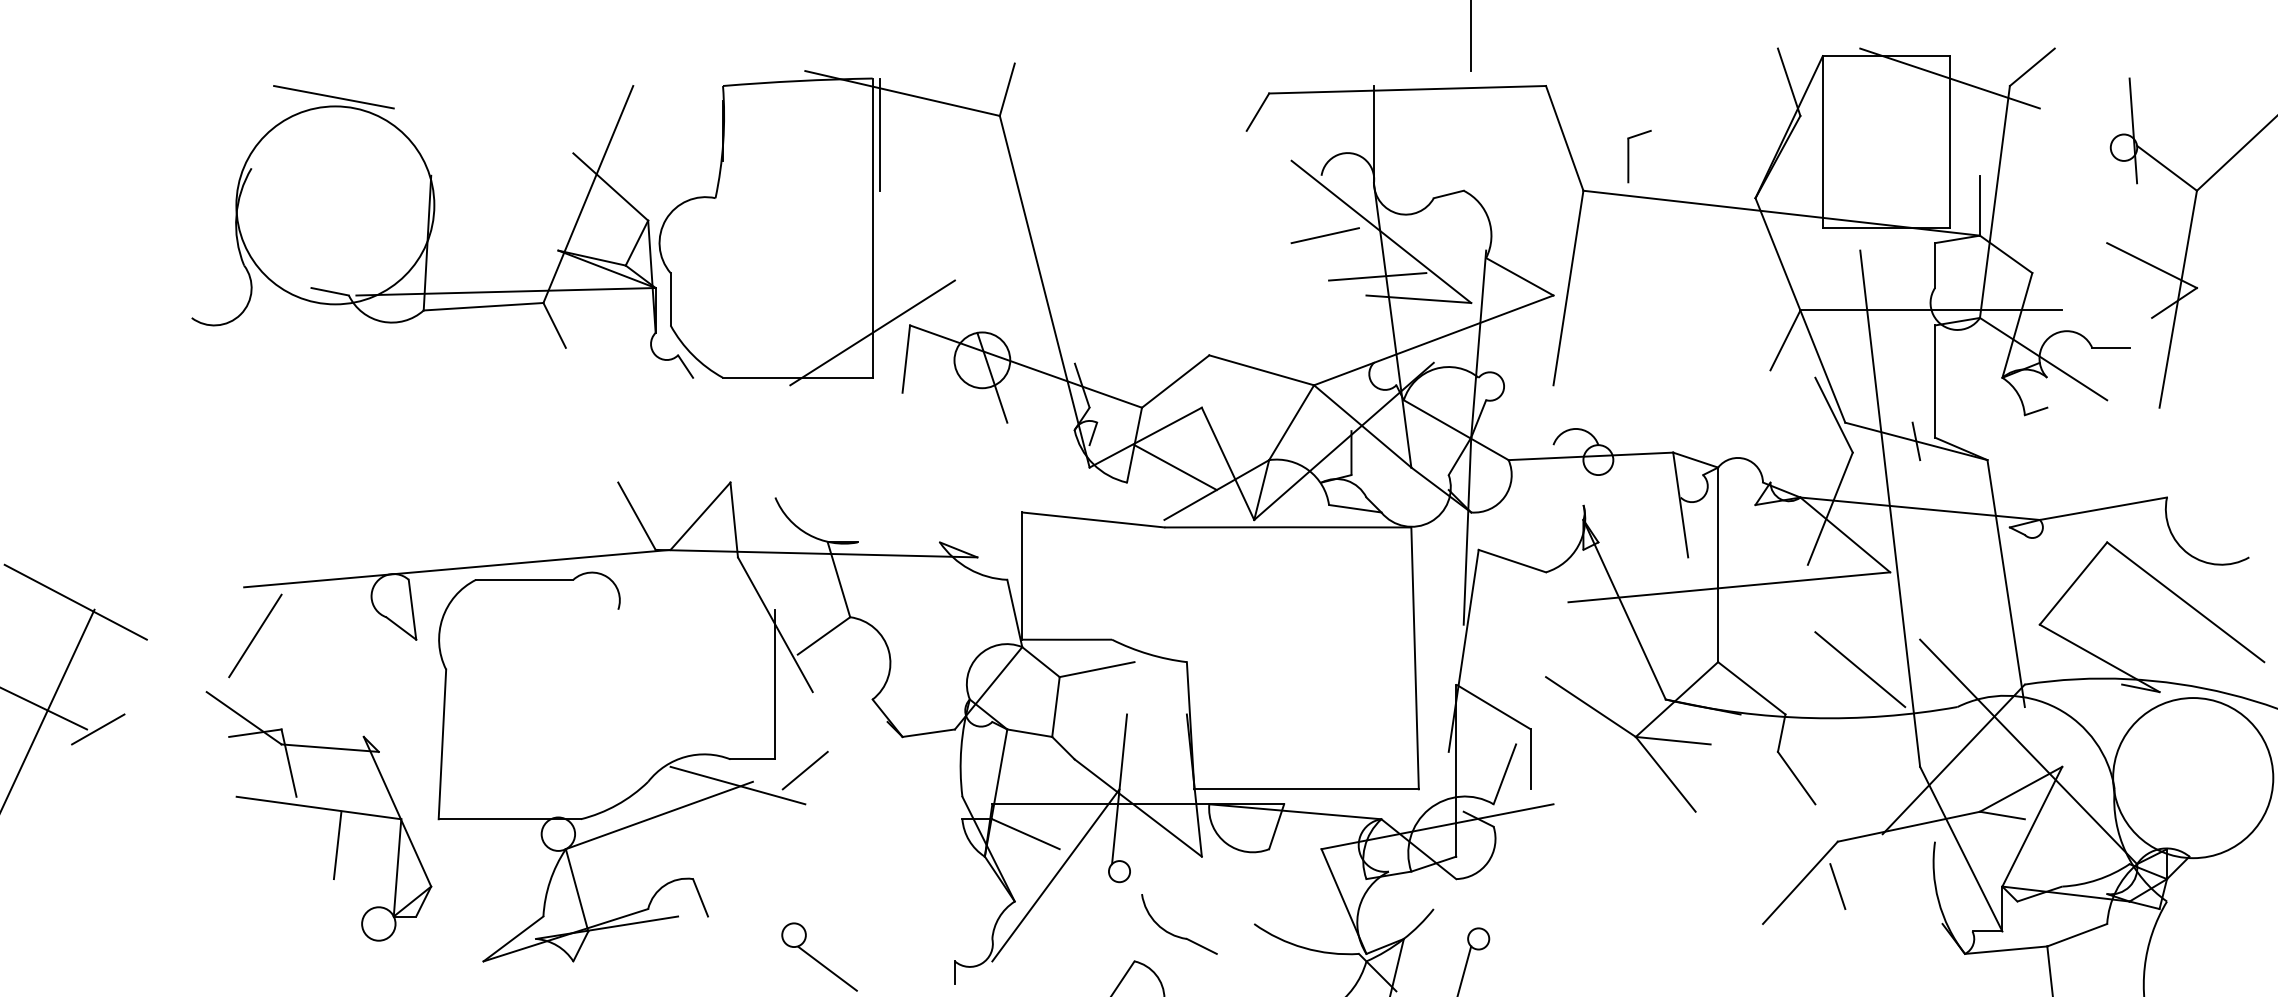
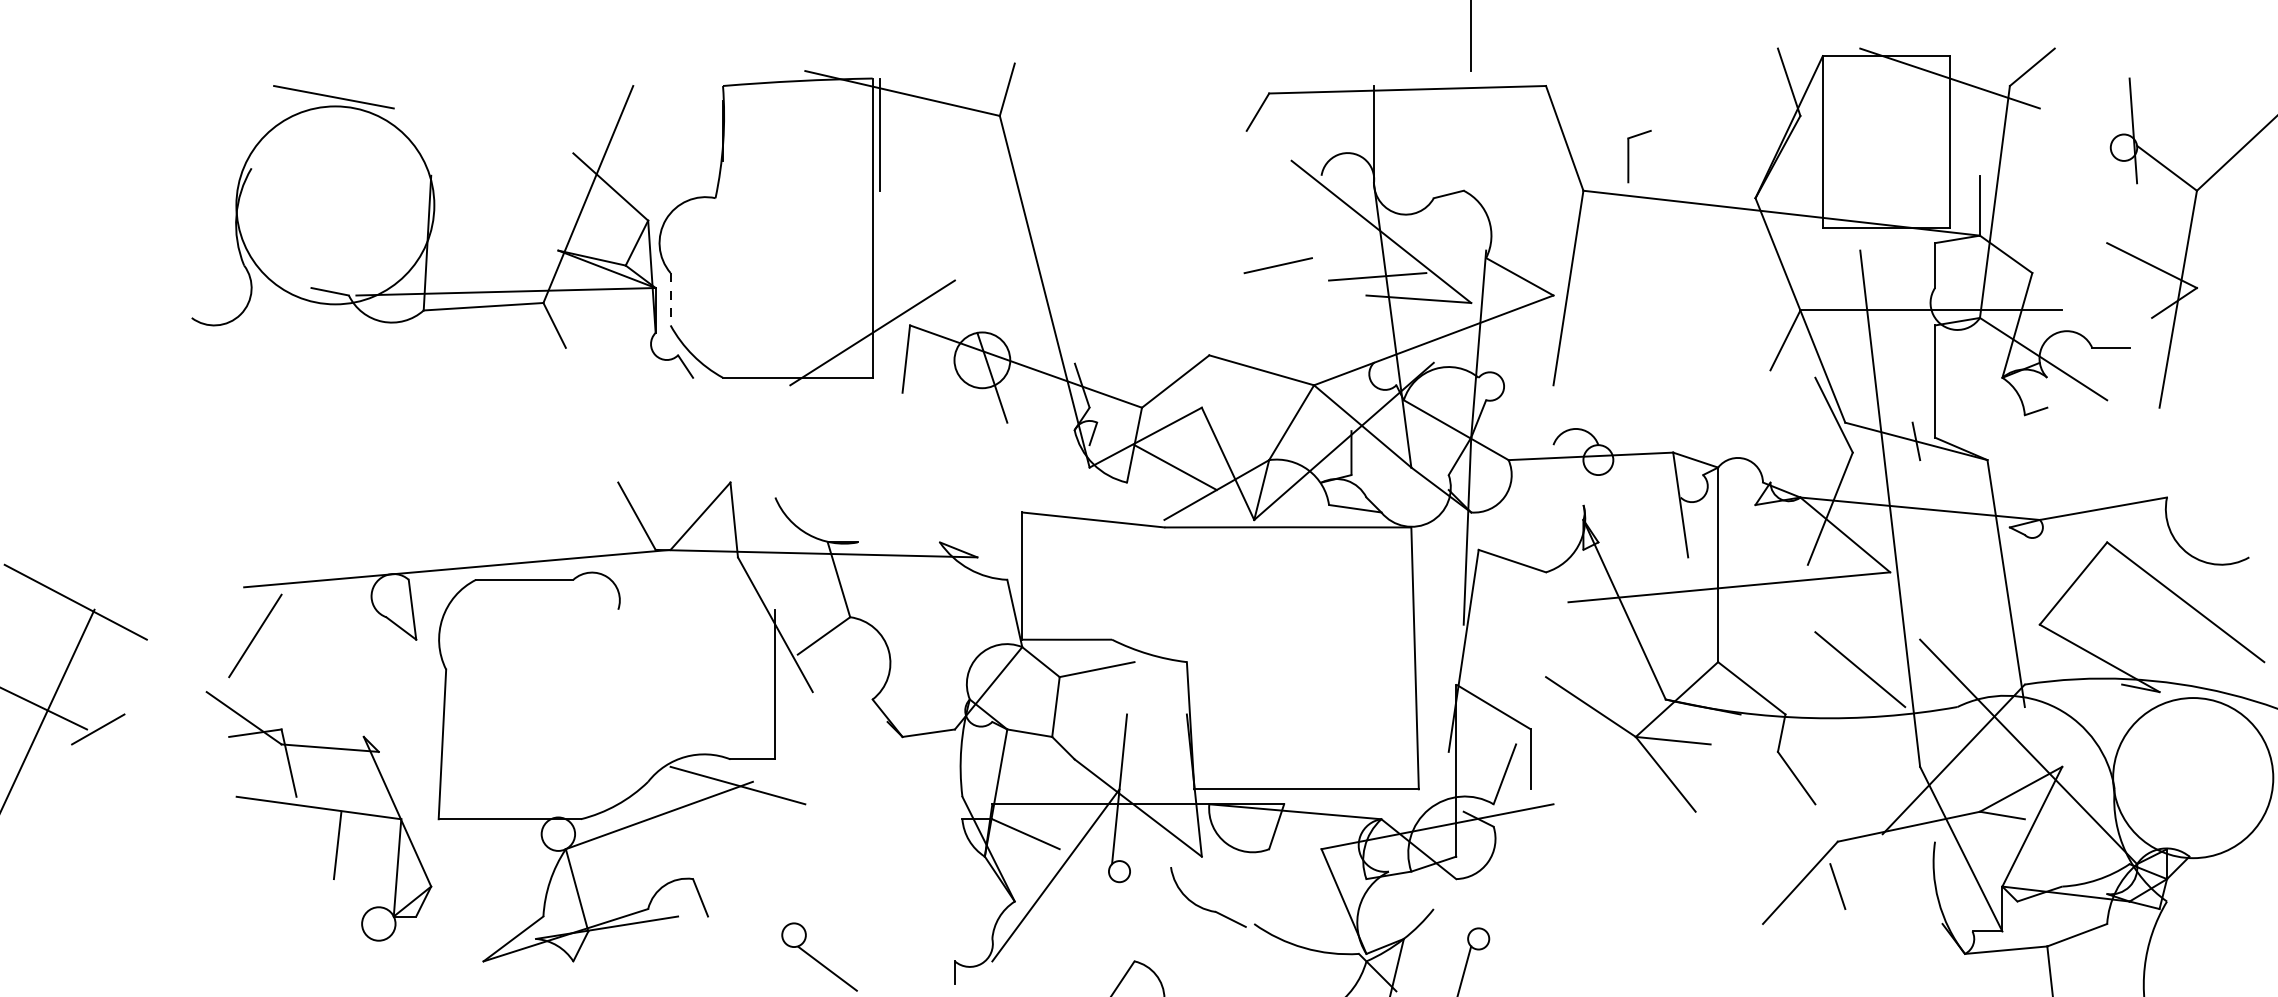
line position: (1324, 235) -> (1277, 265) (1277, 265)
line: solid -> dashed (670, 299)
line: present -> none (804, 770)
part position: (1174, 934) -> (1203, 907) (1203, 907)
